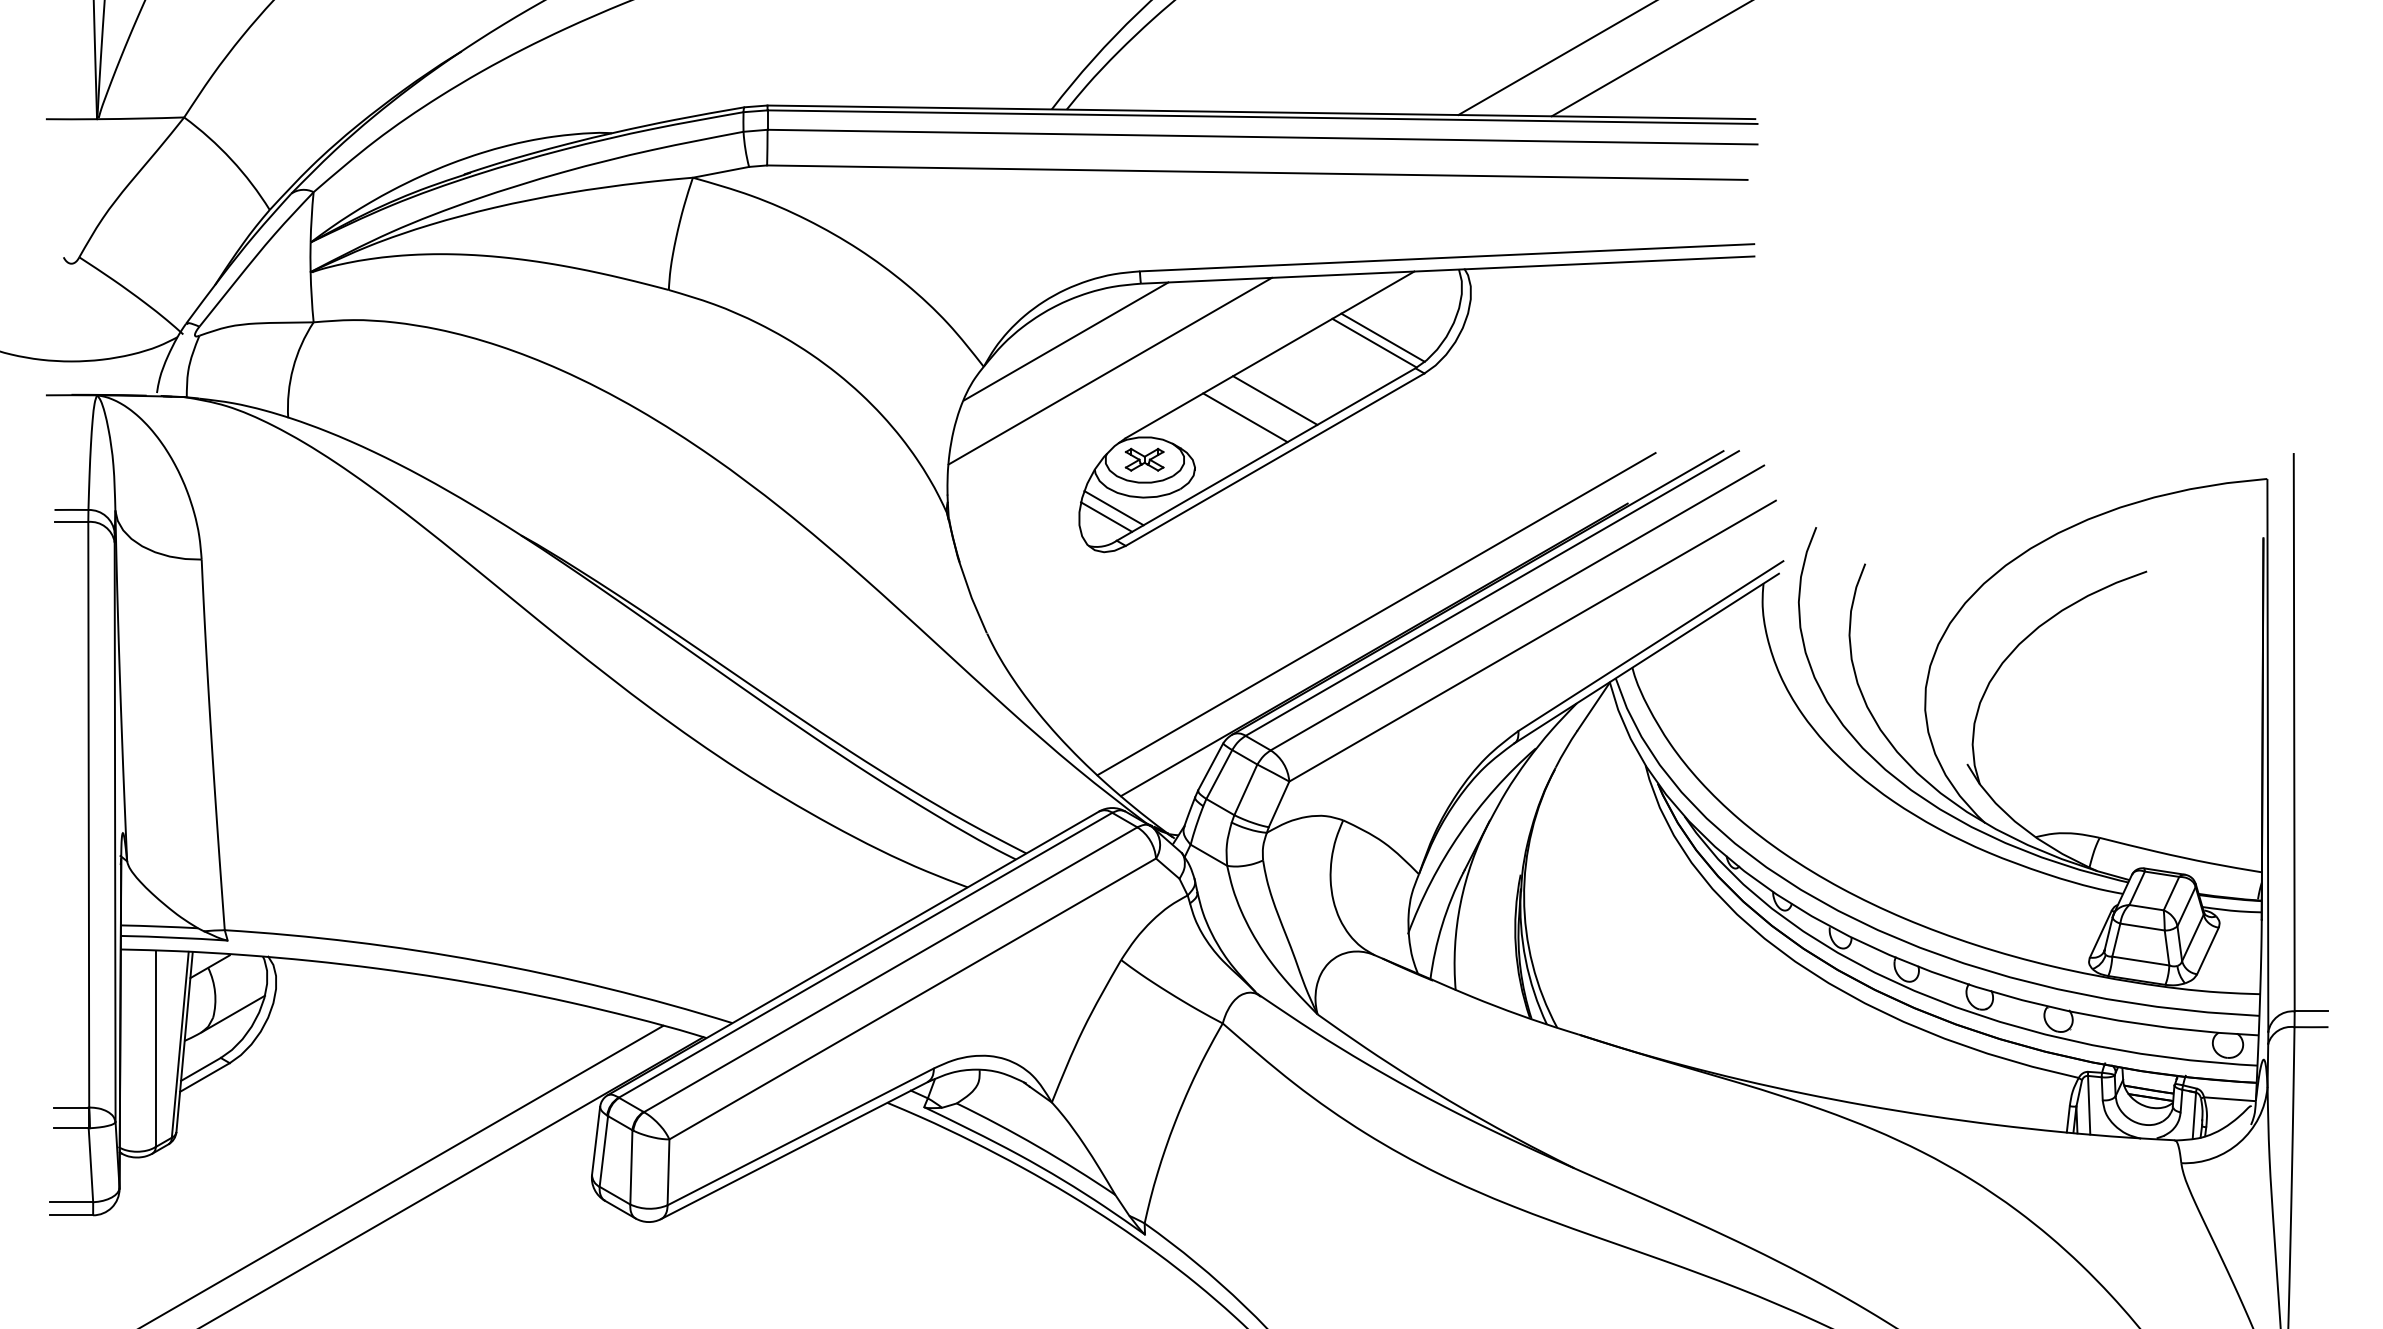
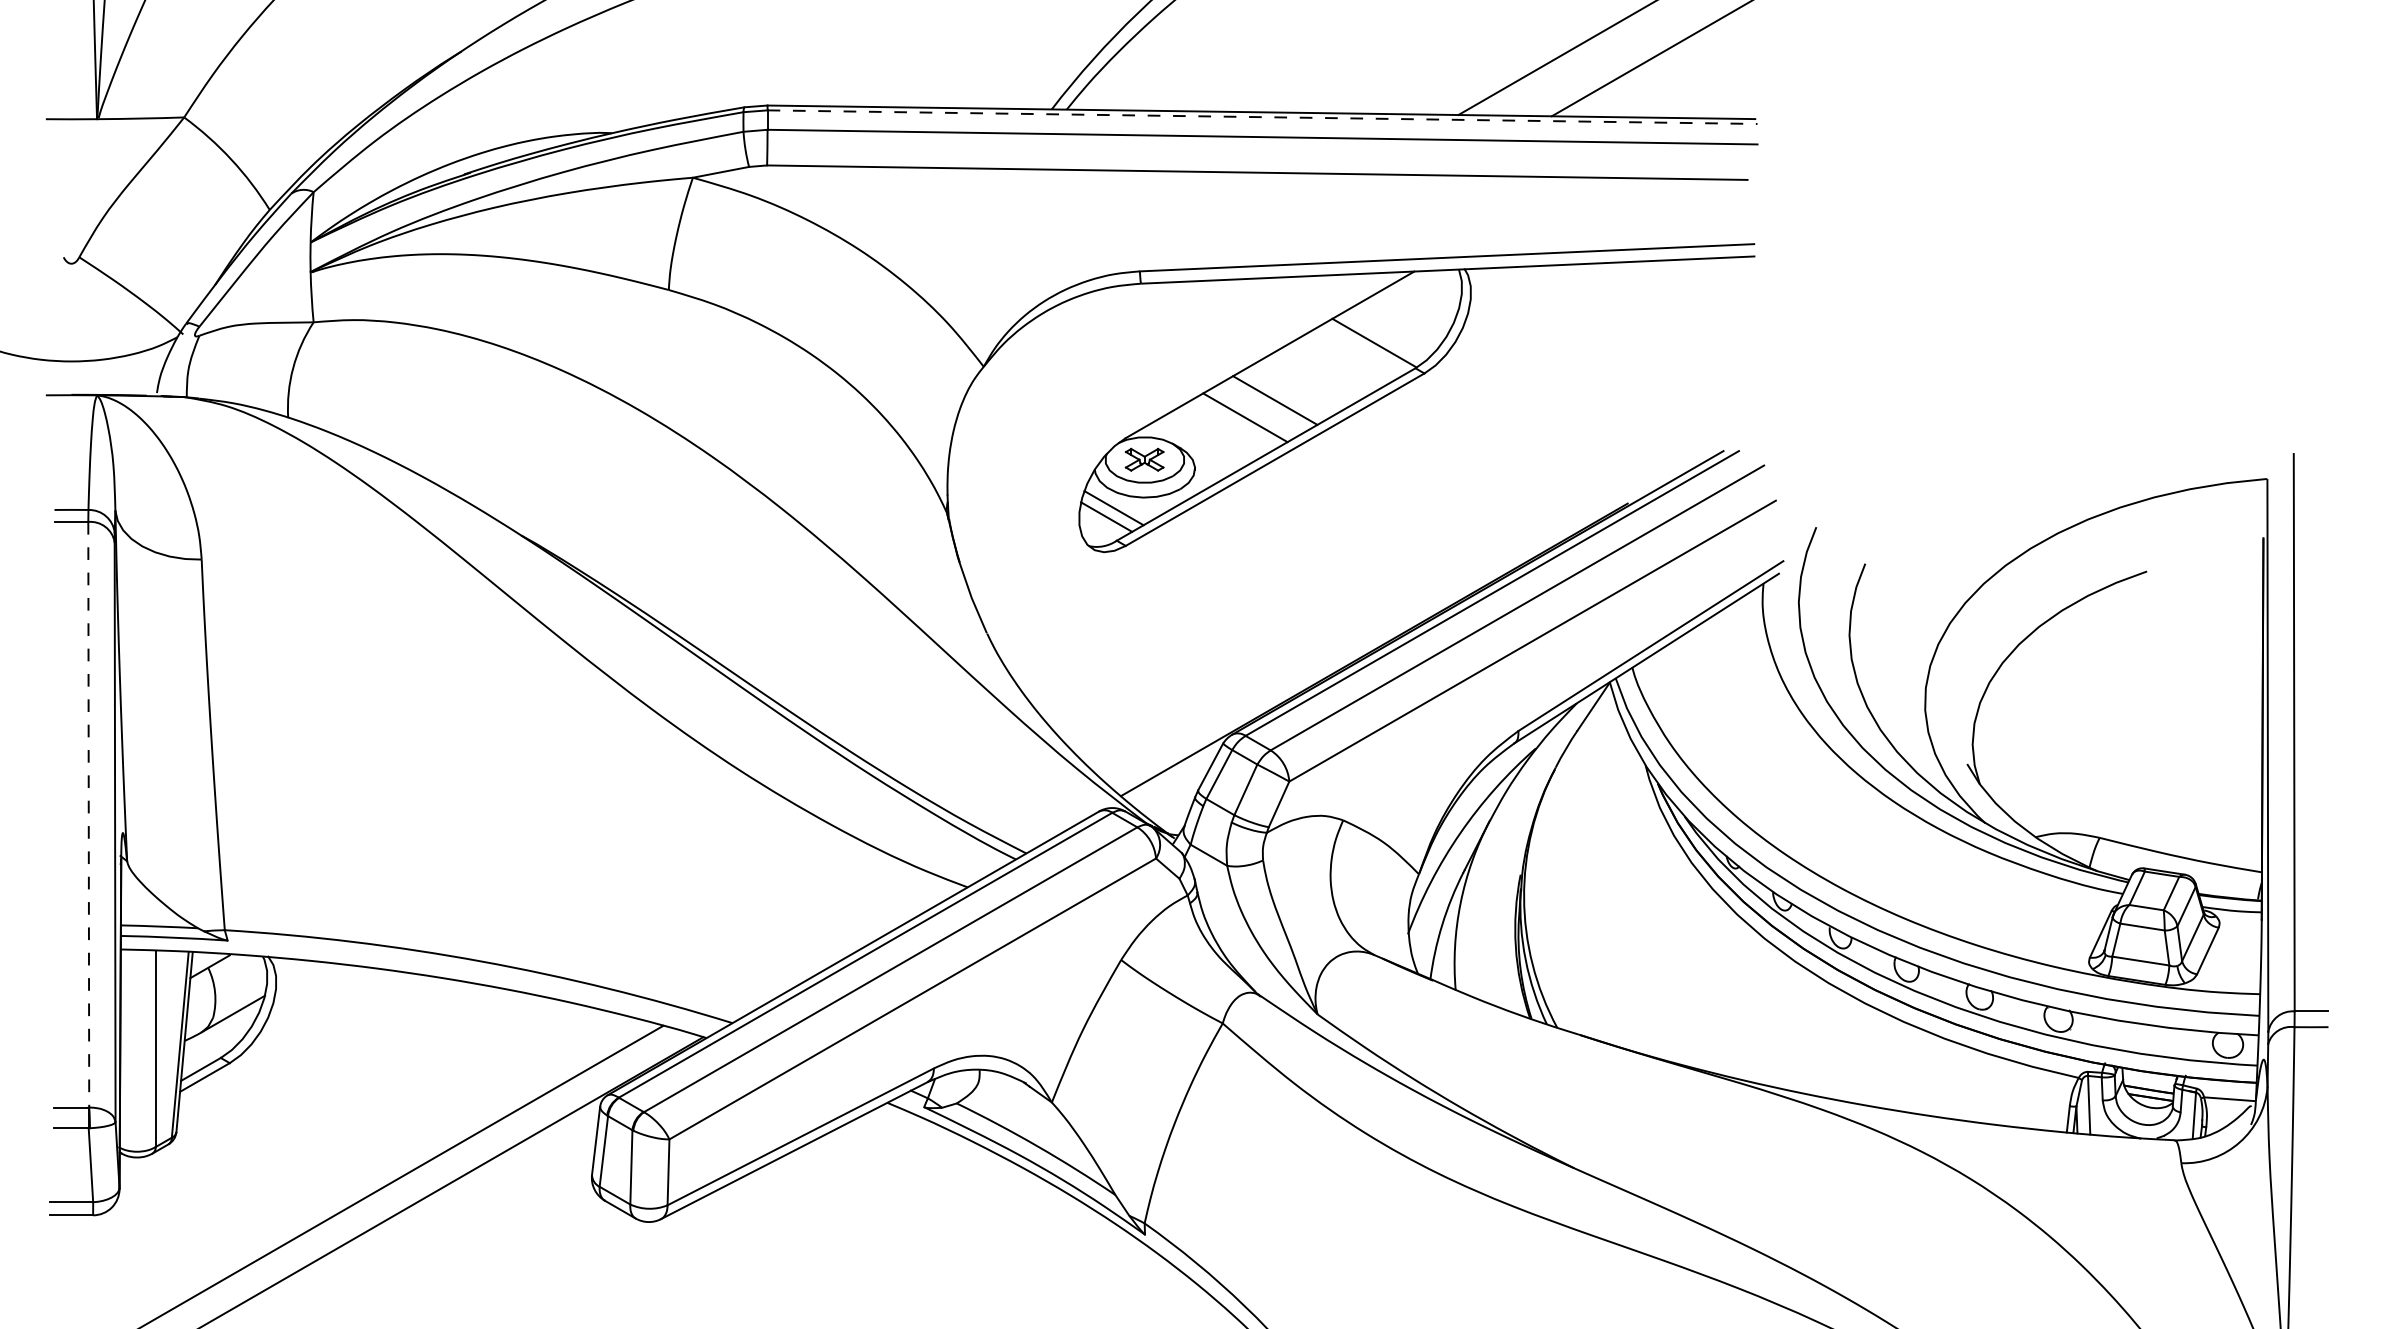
line: solid -> dashed (1263, 117)
line: present -> none (1382, 337)
line: present -> none (1066, 341)
line: present -> none (1109, 370)
line: present -> none (1376, 614)
line: solid -> dashed (88, 814)
